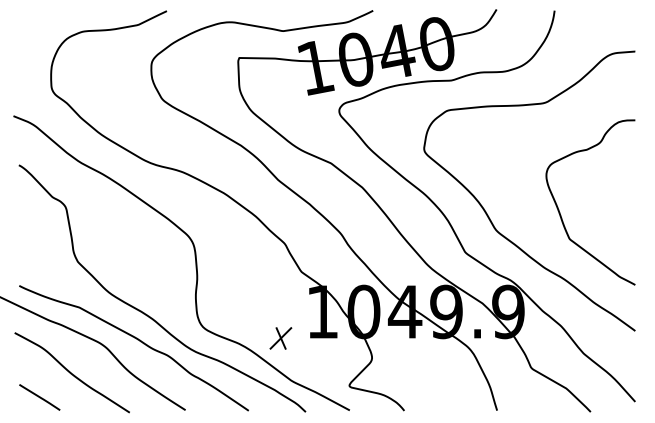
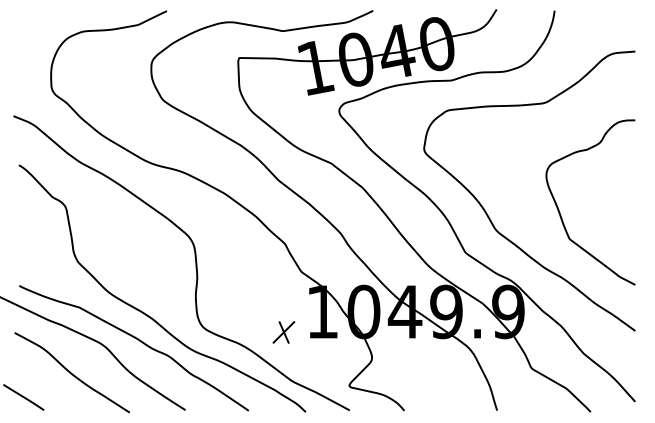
part position: (280, 338) -> (283, 332) (283, 332)
line position: (39, 397) -> (23, 397) (23, 397)
